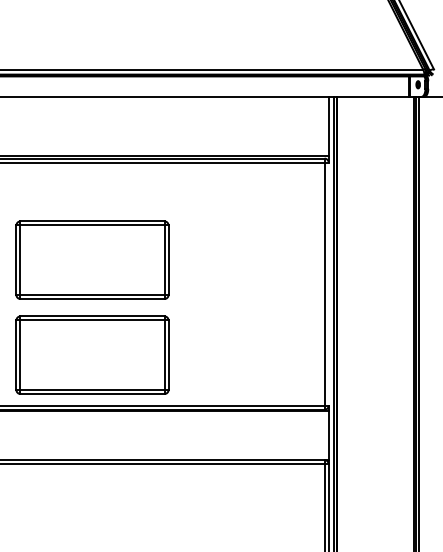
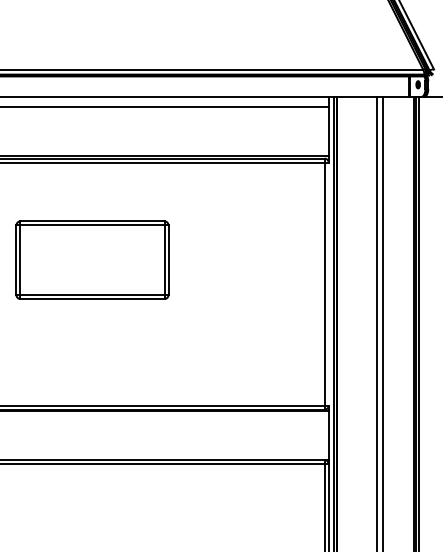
line: none -> present (165, 107)
line: none -> present (376, 322)
line: none -> present (383, 322)
part: present -> none (92, 354)
